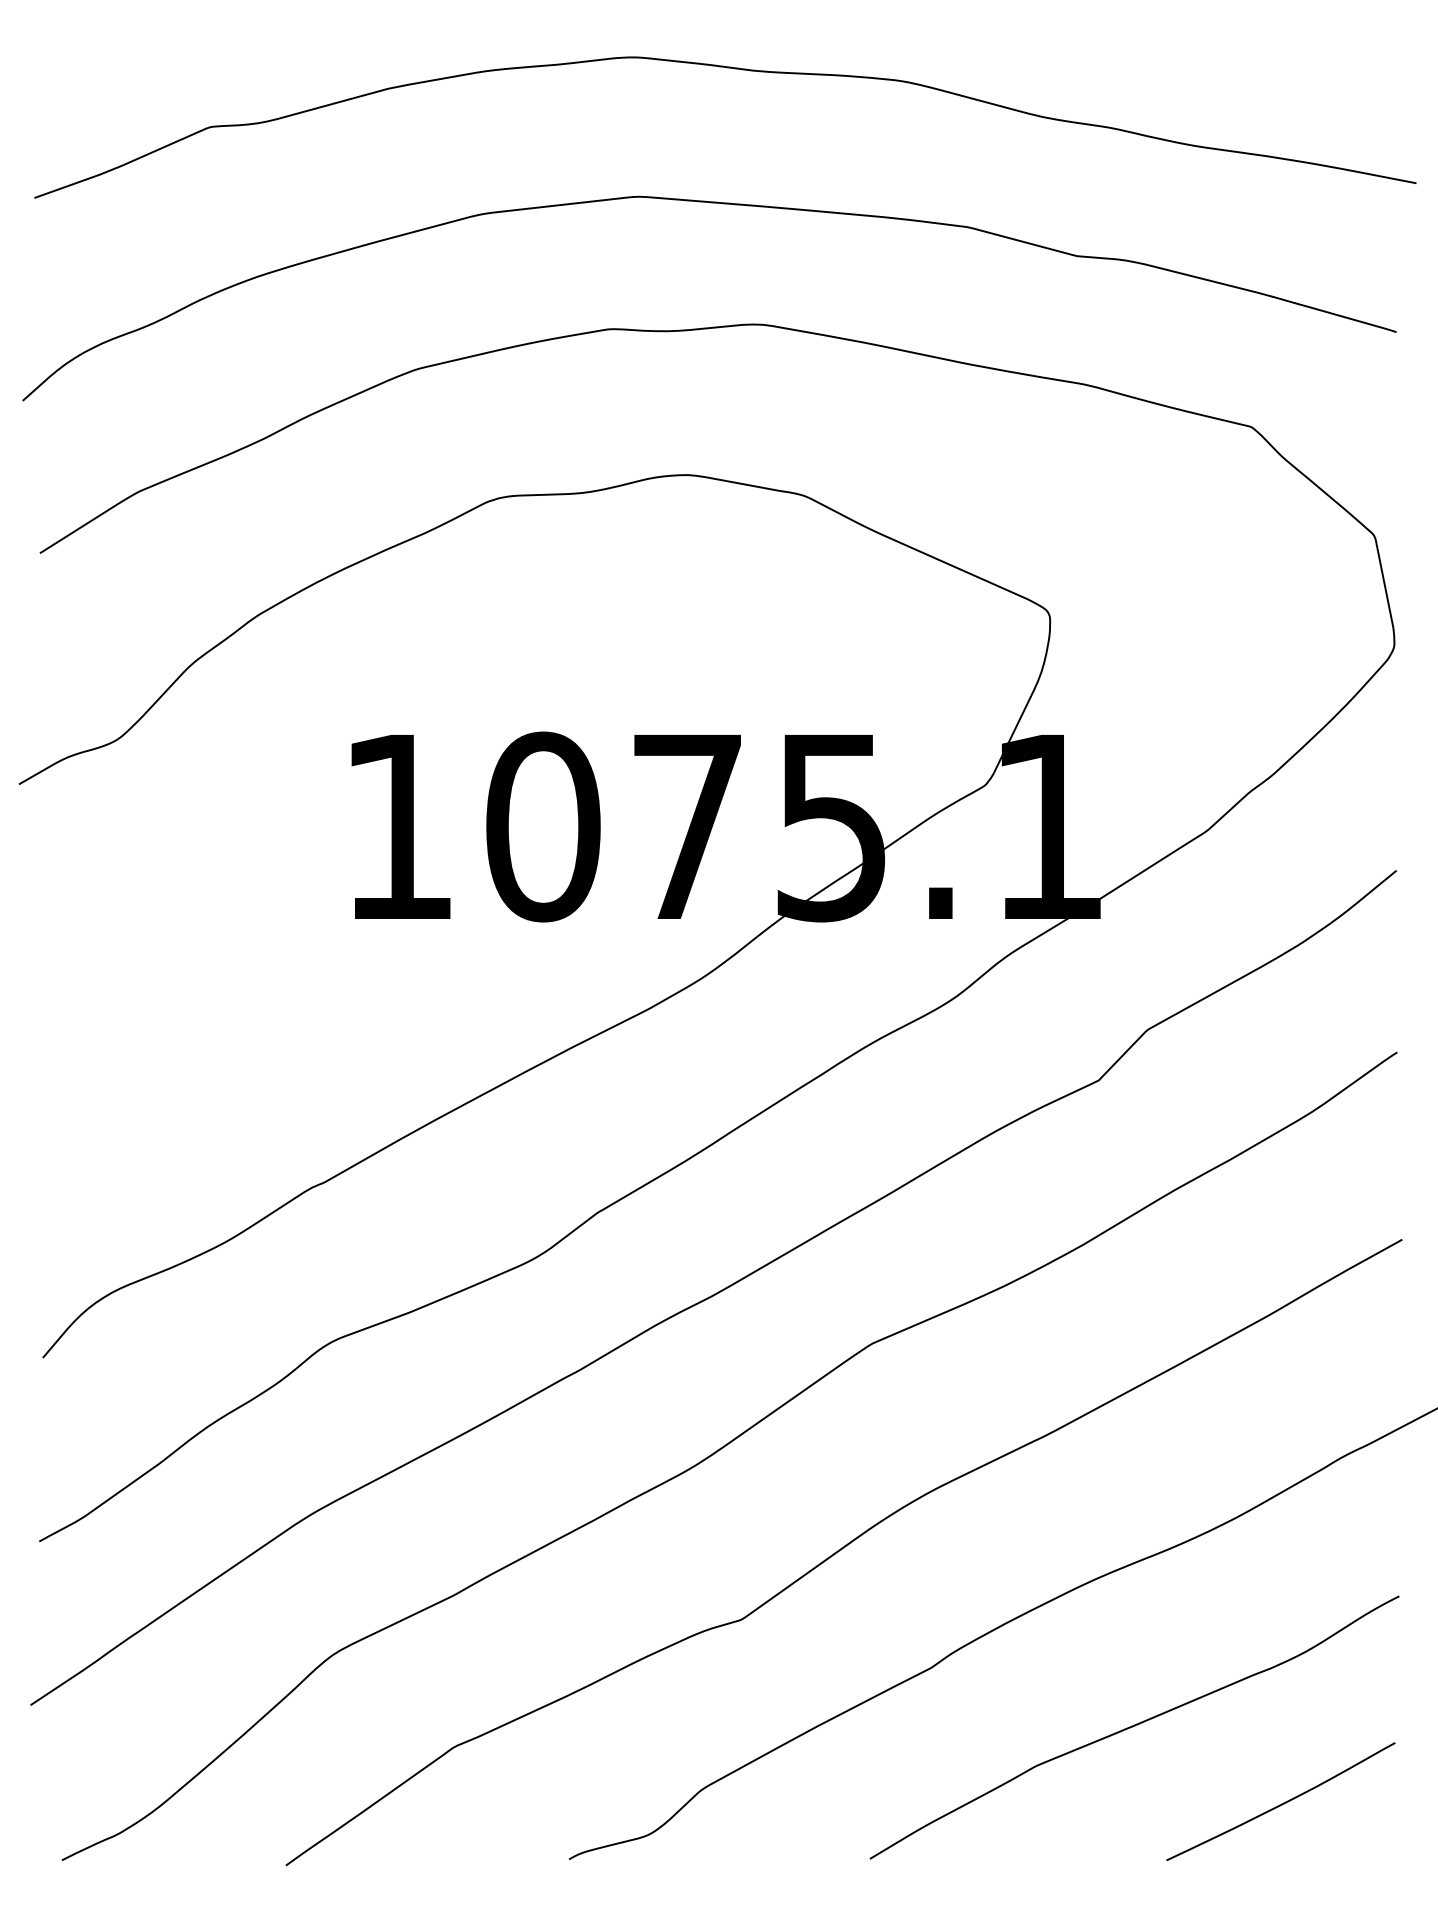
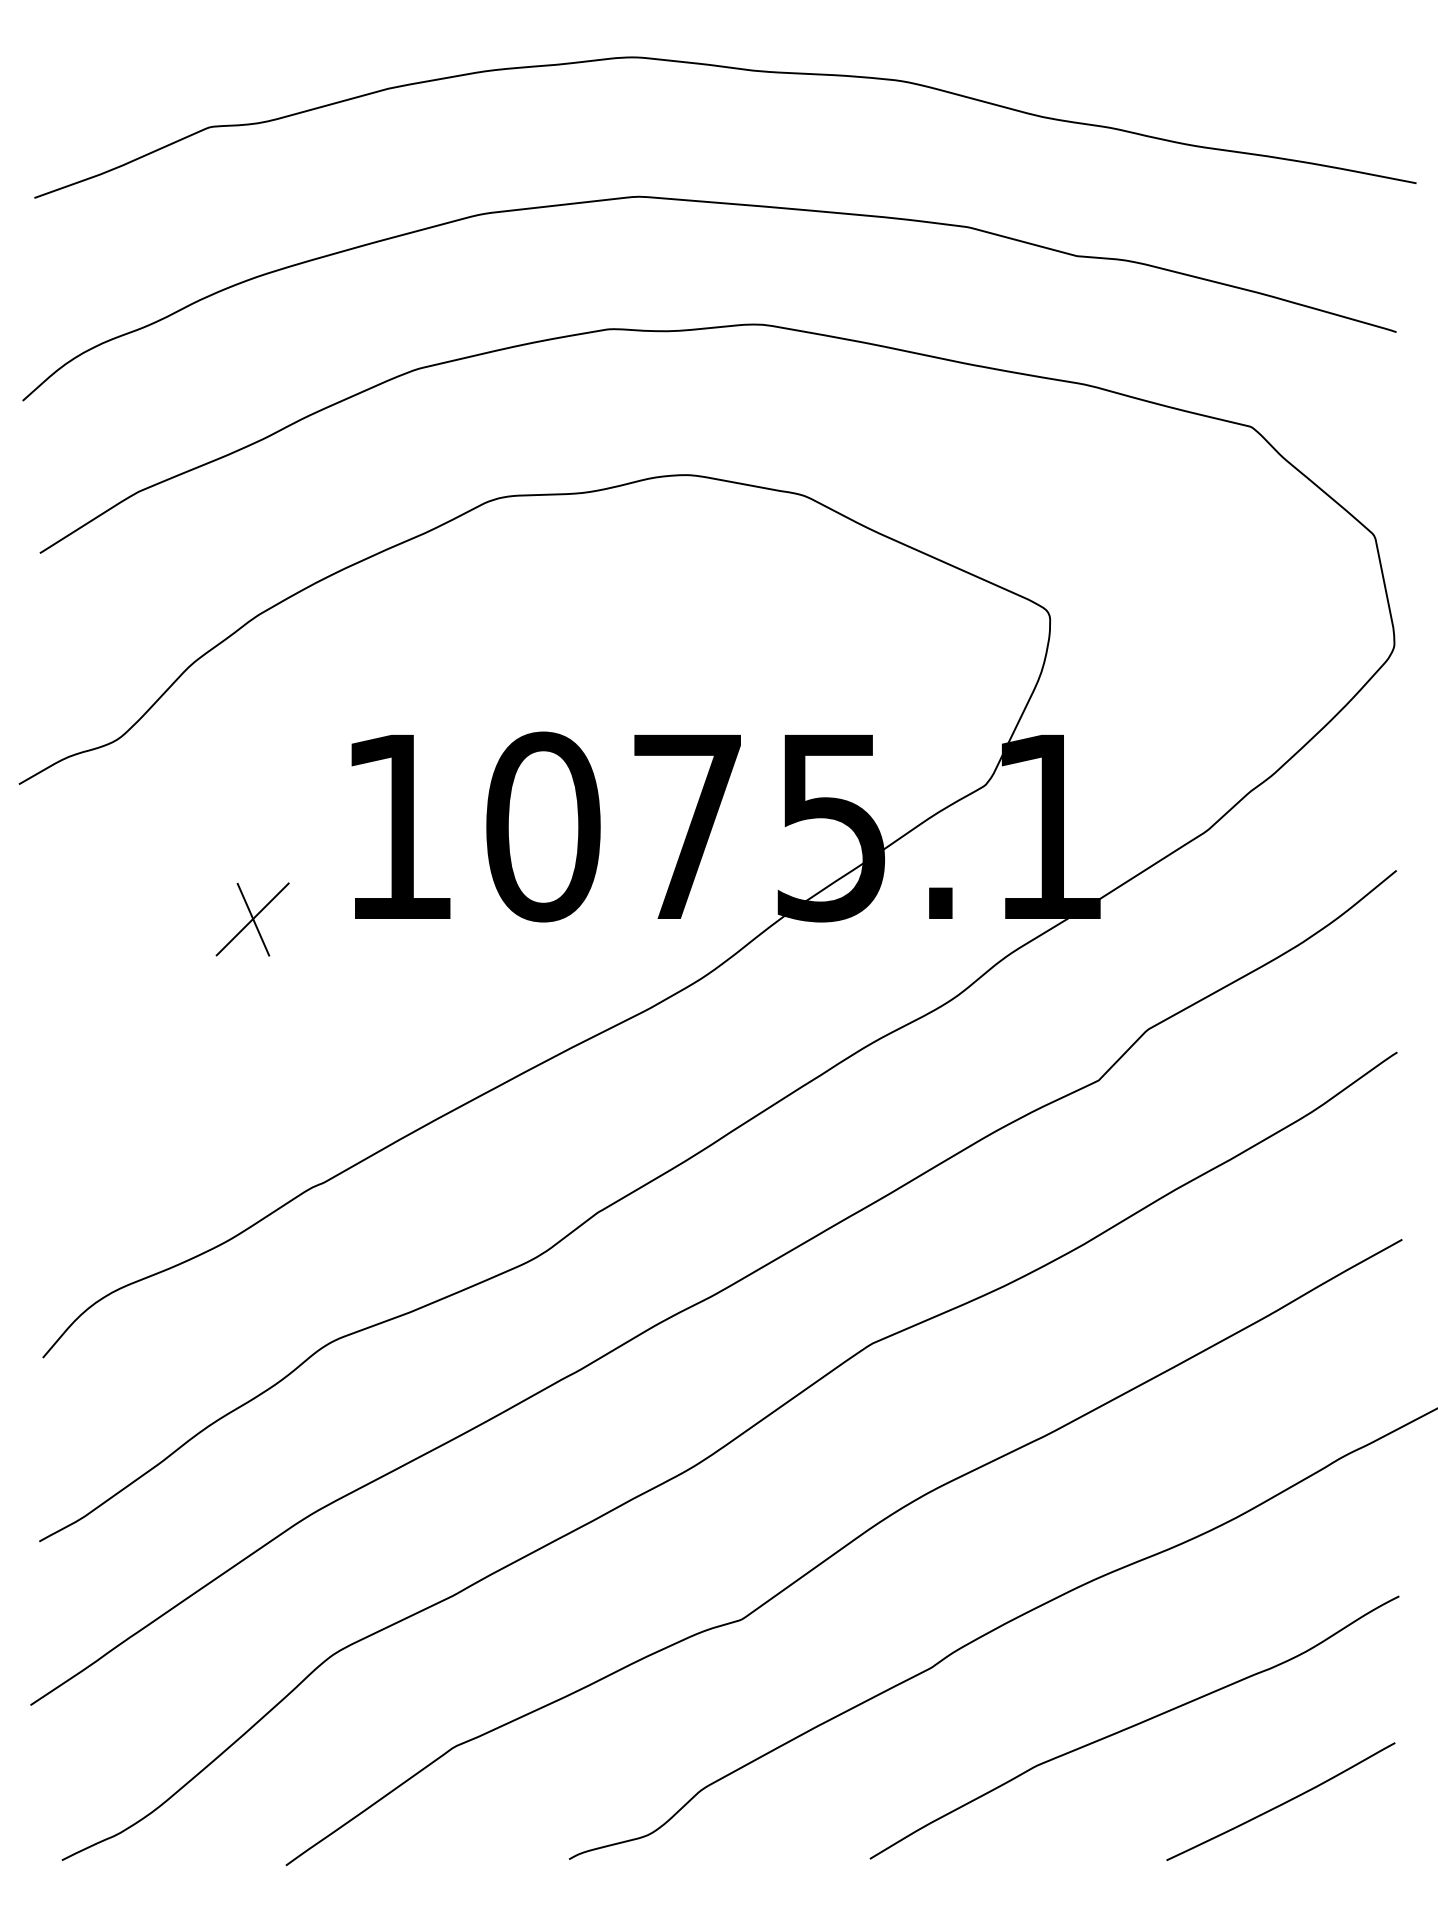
part: none -> present (252, 919)
